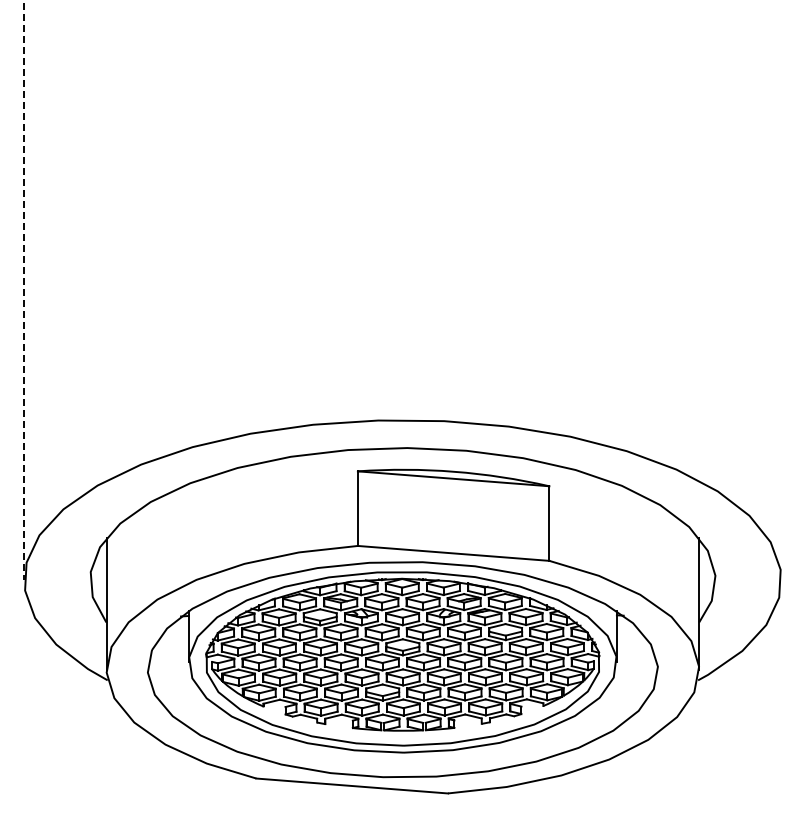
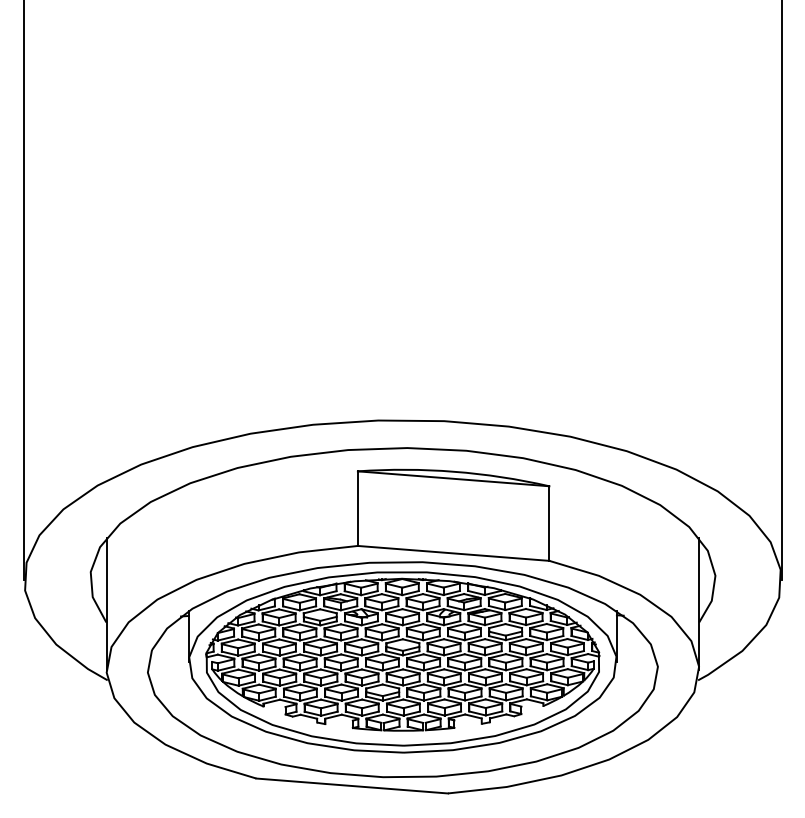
line: dashed -> solid (24, 290)
line: none -> present (781, 291)
